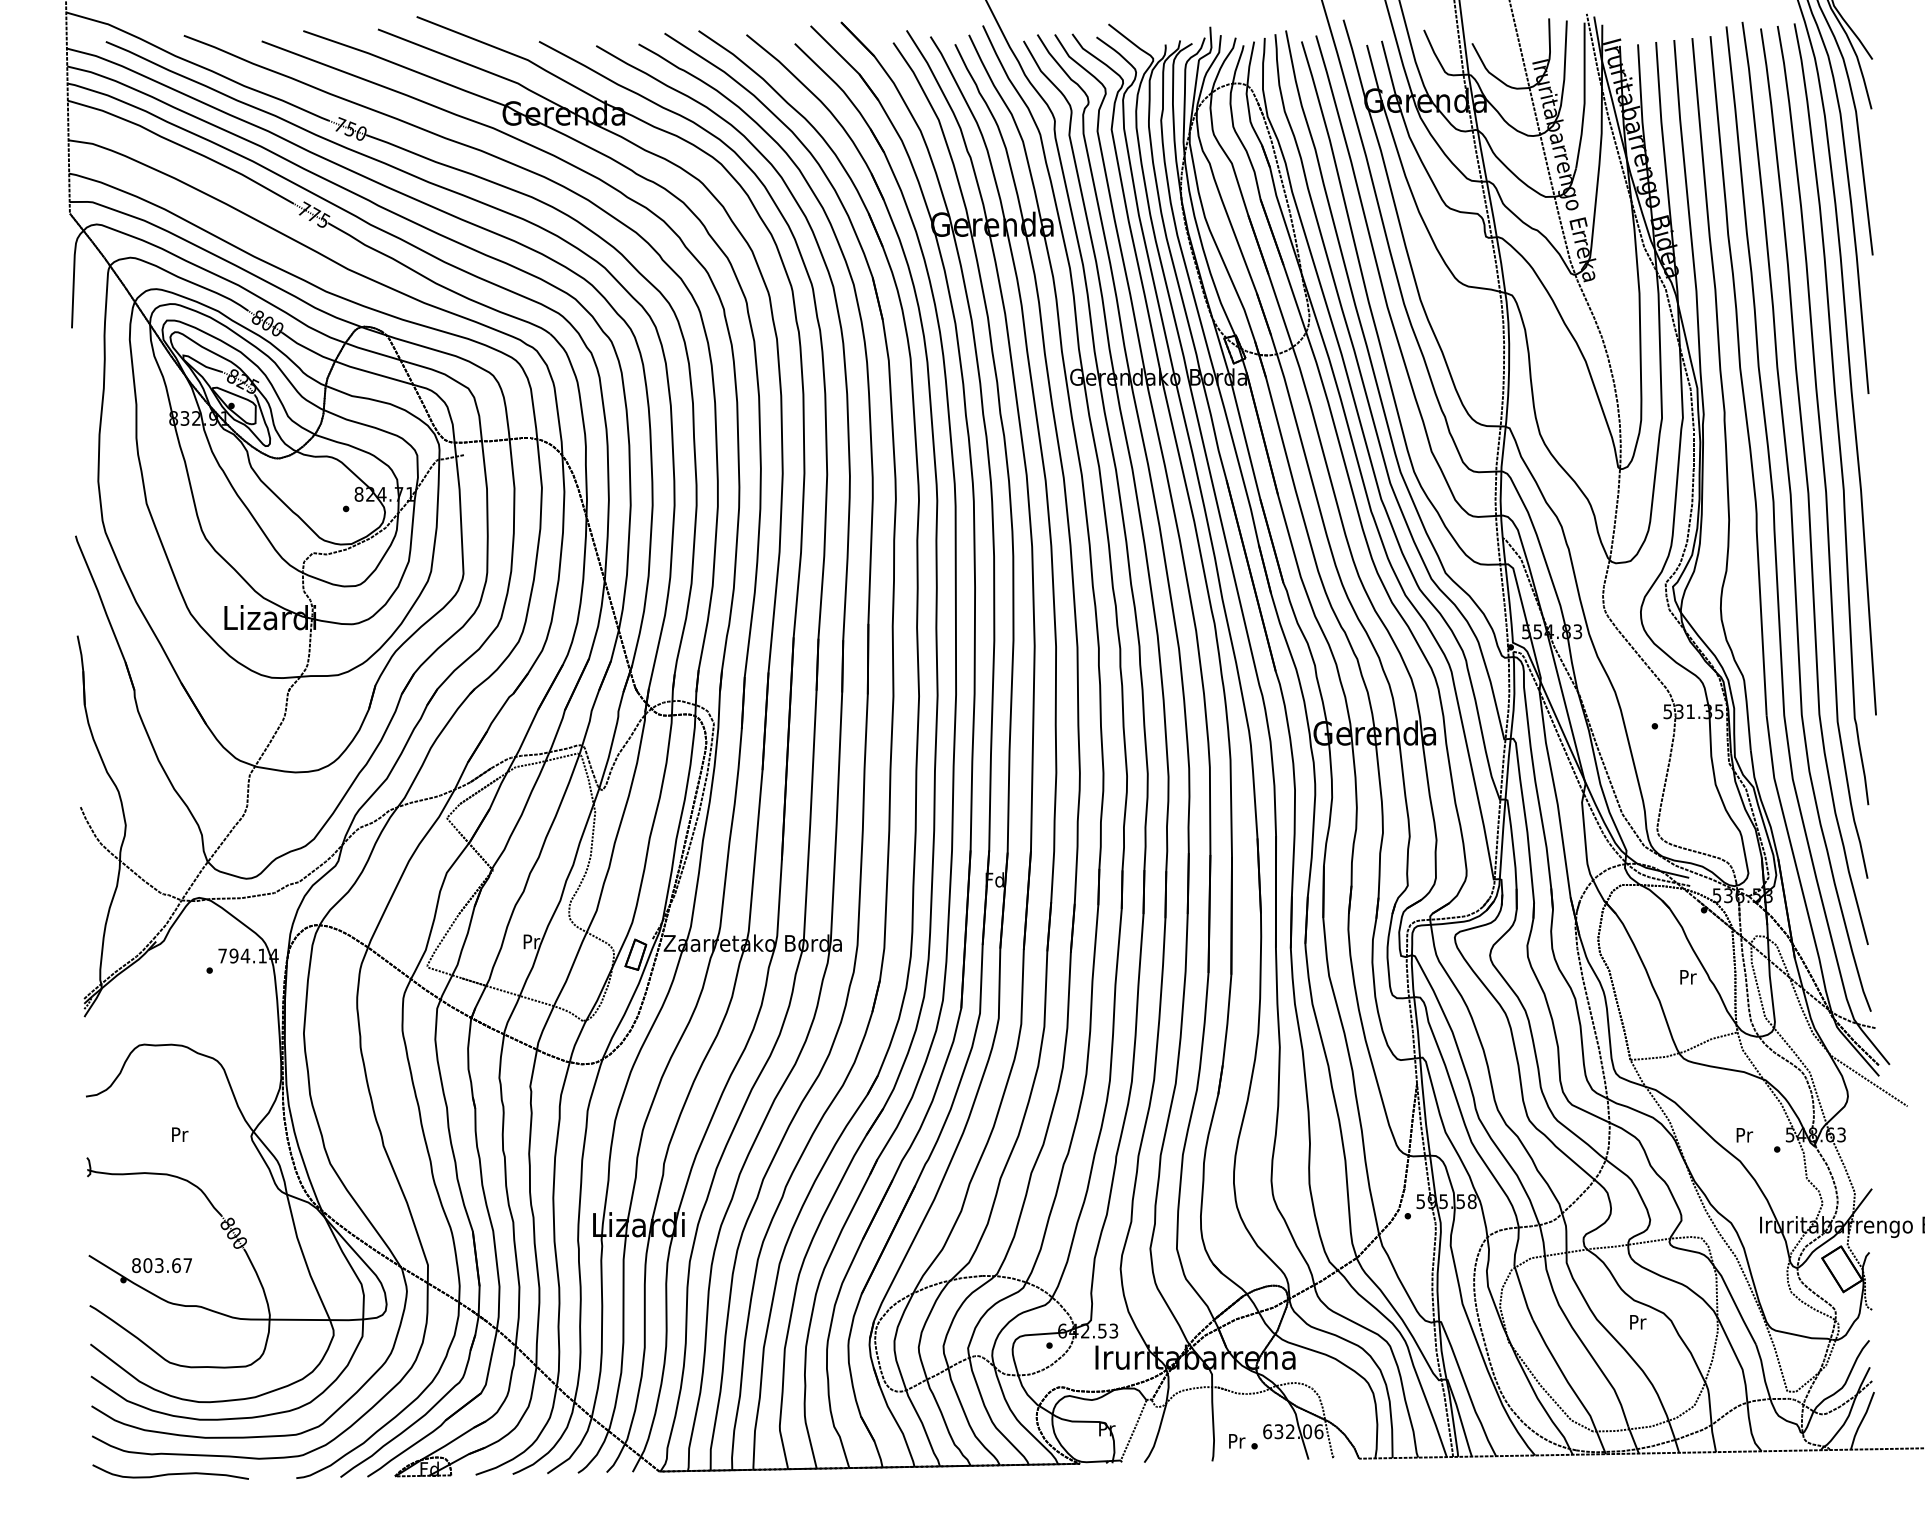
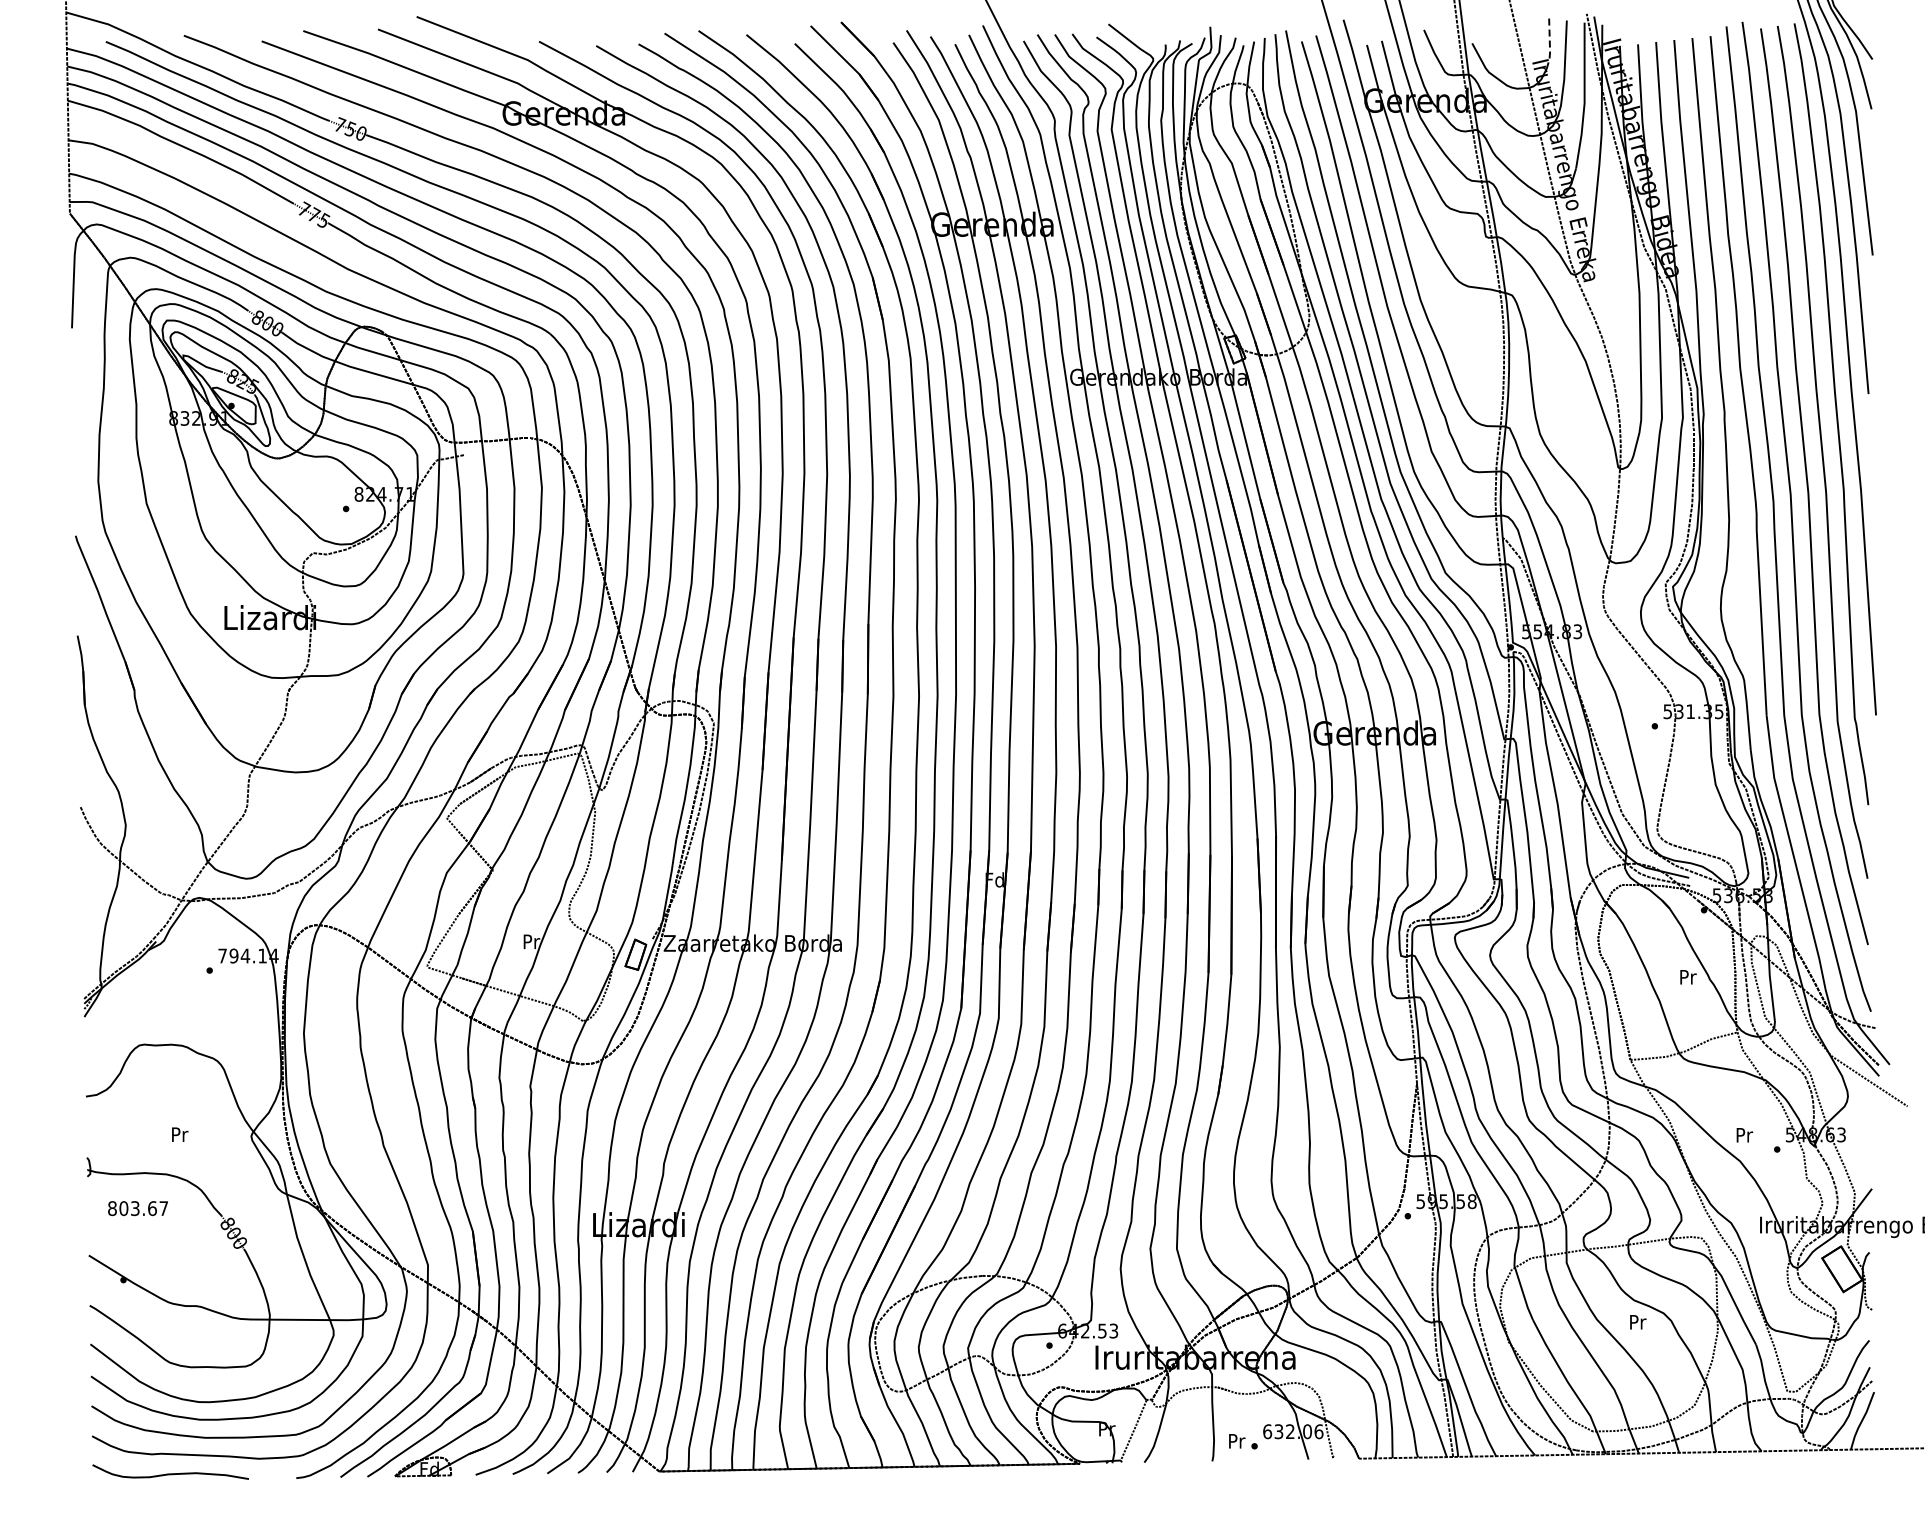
line: solid -> dashed (1549, 45)
text position: (161, 1265) -> (137, 1208) (137, 1208)
